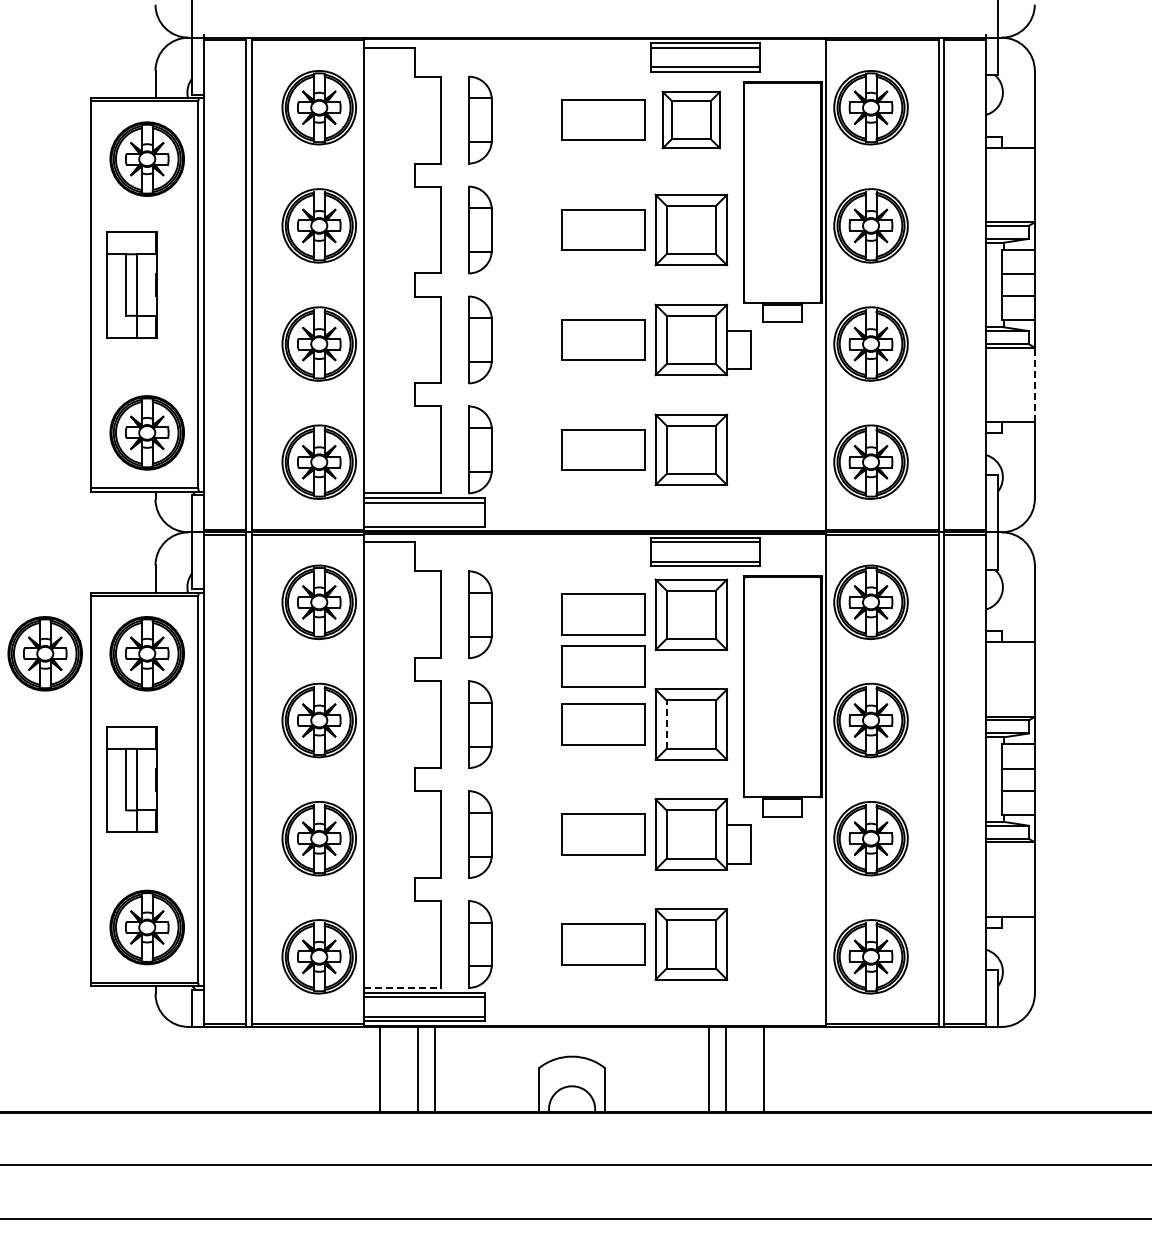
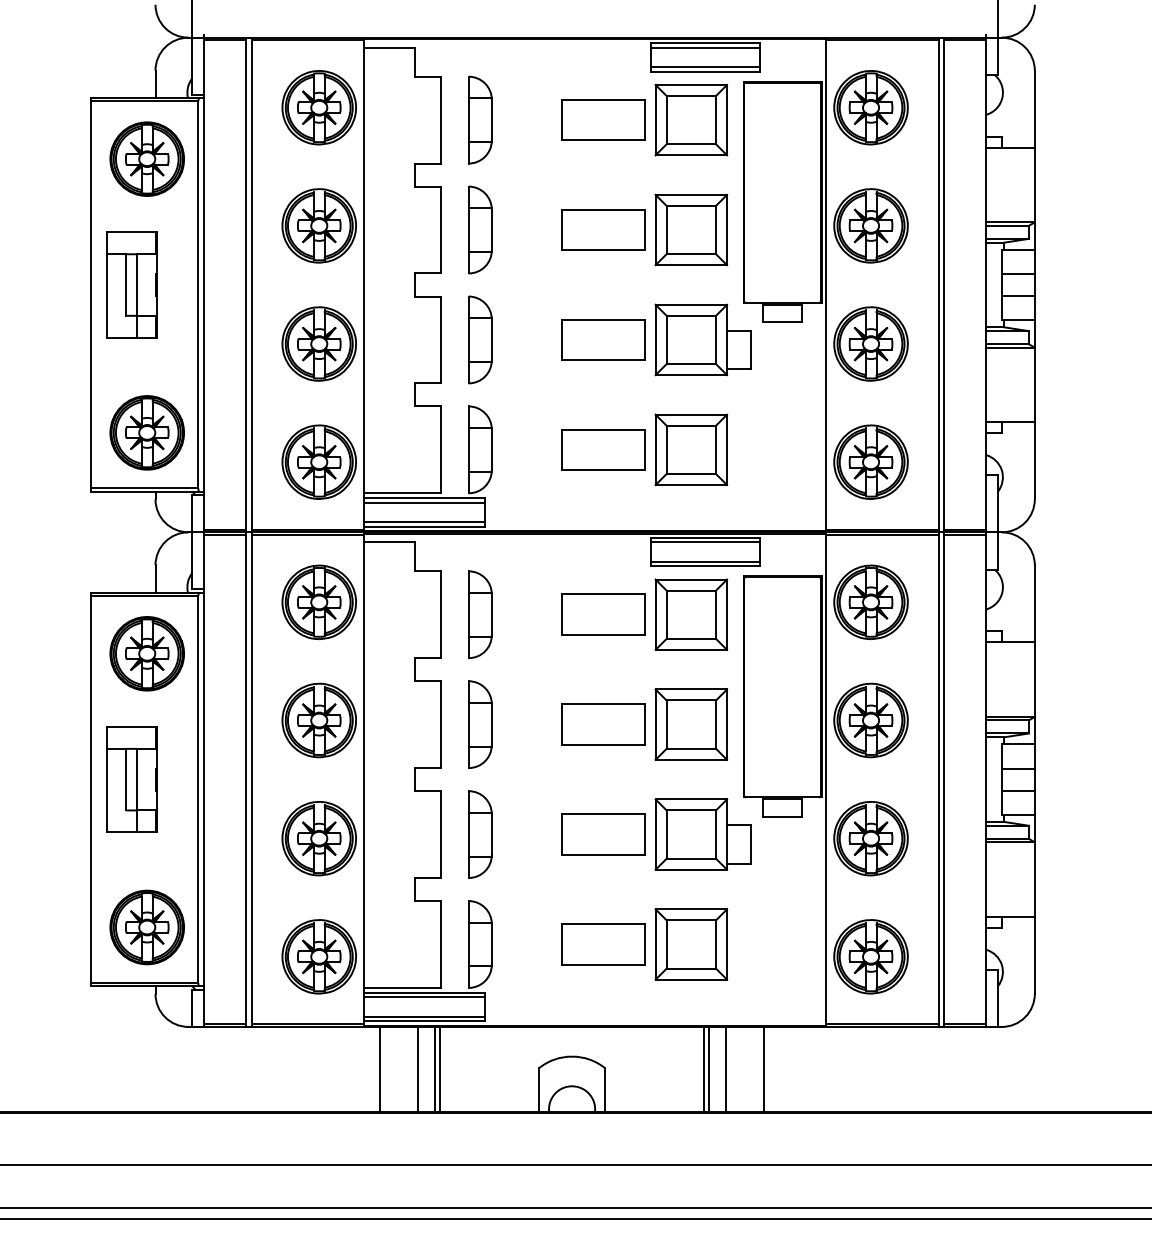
part size: 60x60 px -> 75x74 px (691, 119)
line: dashed -> solid (1034, 384)
line: none -> present (424, 522)
part: present -> none (44, 653)
part: present -> none (603, 666)
line: dashed -> solid (666, 724)
line: dashed -> solid (403, 987)
line: none -> present (440, 1068)
line: none -> present (703, 1068)
line: none -> present (575, 1208)
